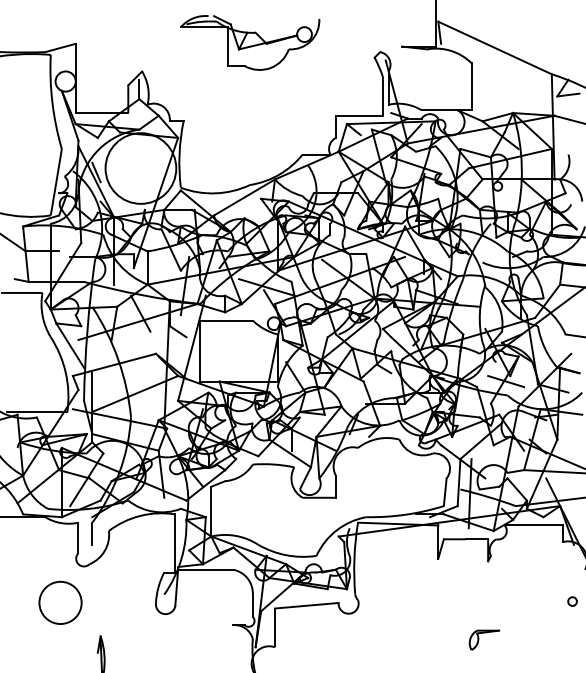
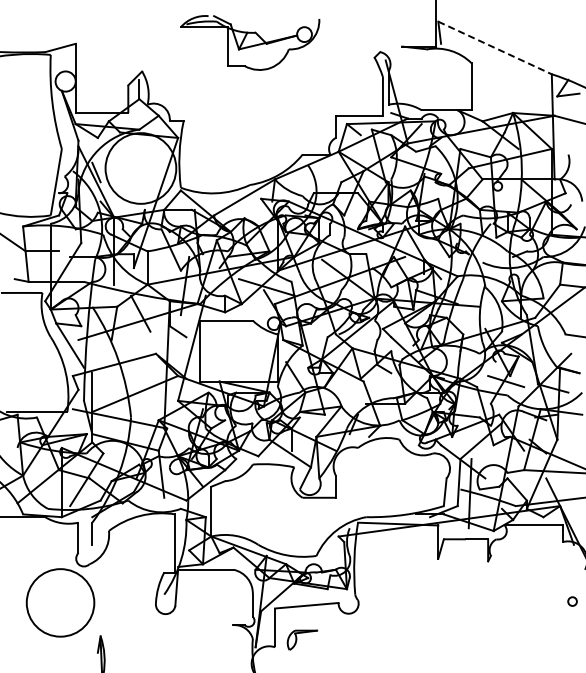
line: solid -> dashed (495, 47)
circle diameter: 42 px -> 68 px (60, 602)
part position: (484, 639) -> (302, 639) (302, 639)
